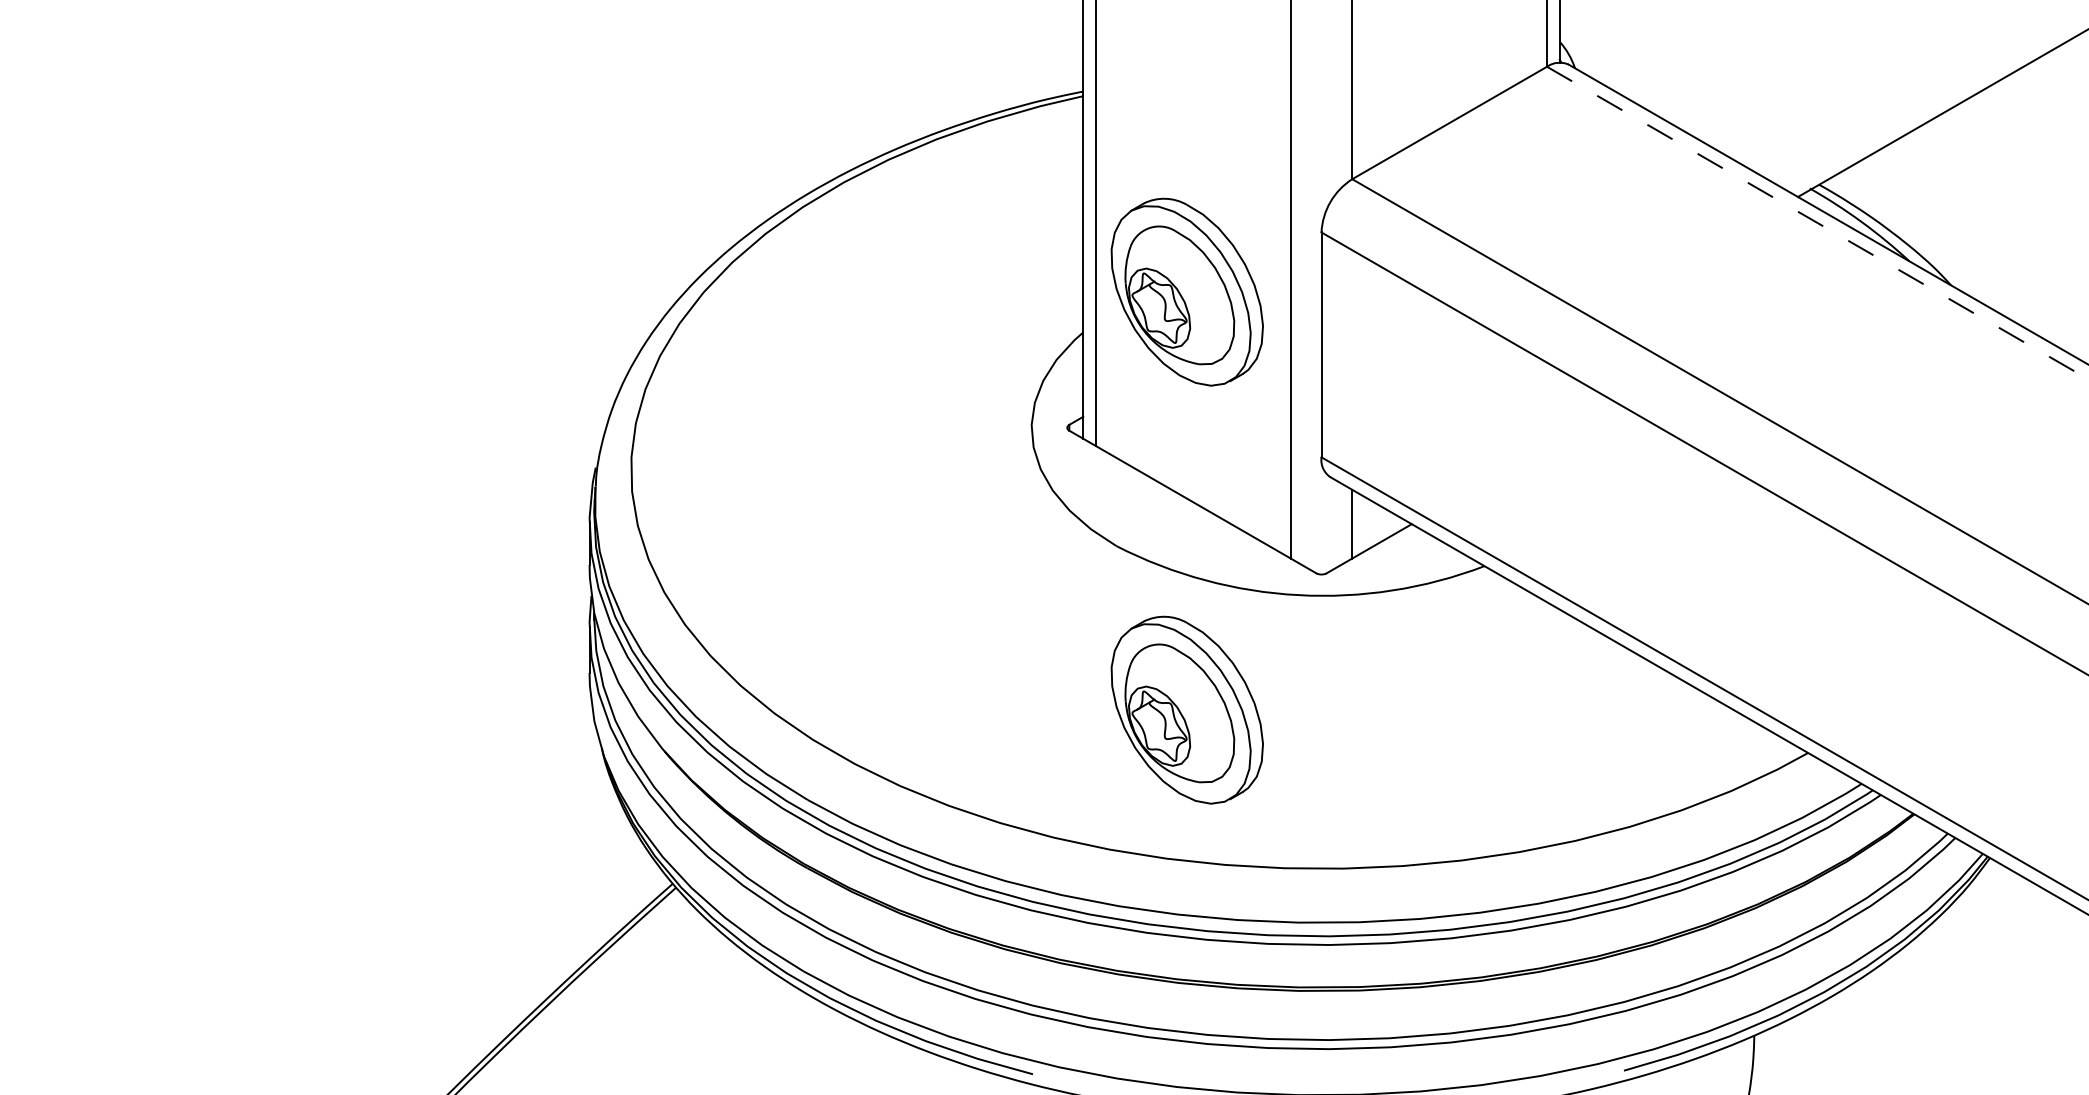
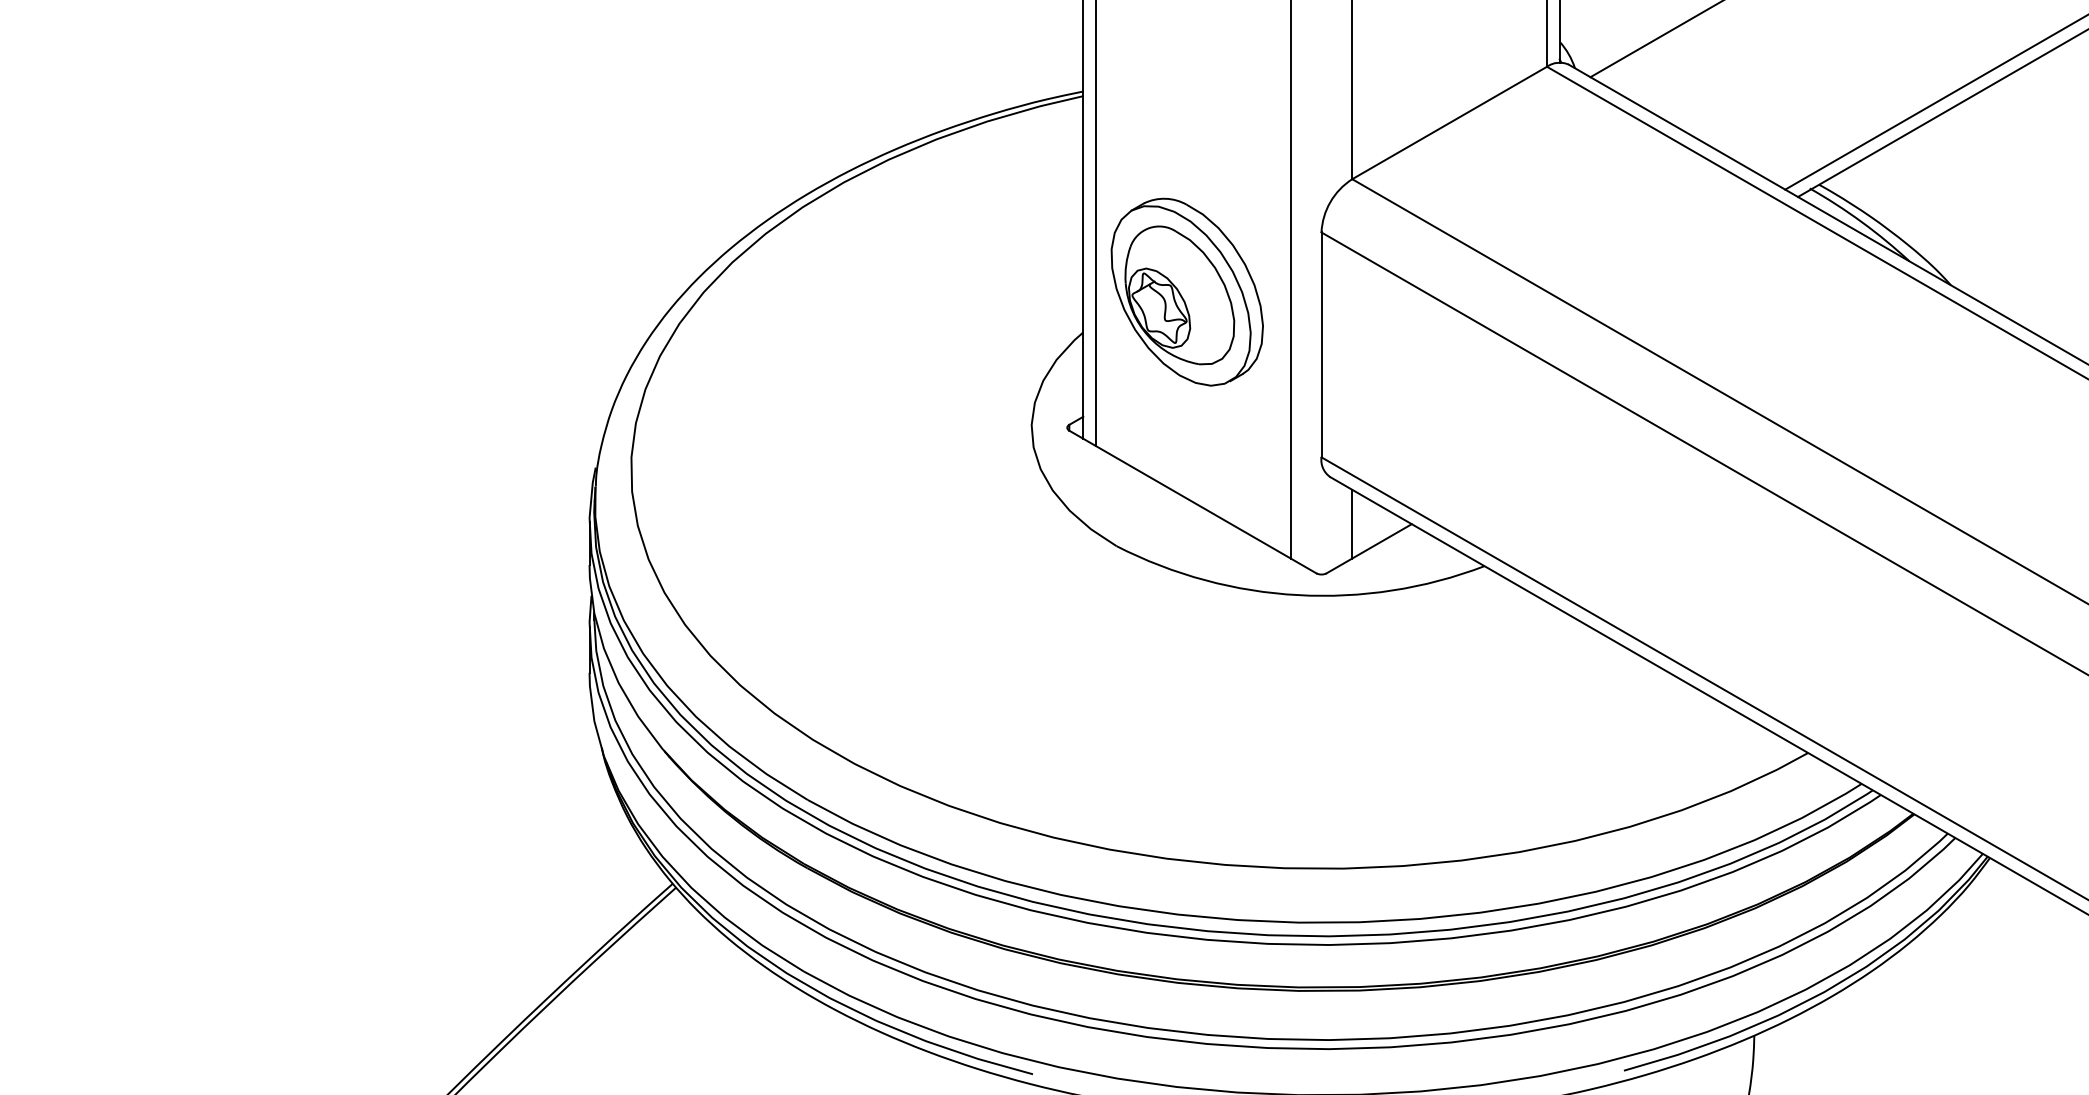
line: none -> present (1655, 39)
line: none -> present (1935, 102)
line: dashed -> solid (1818, 223)
part: present -> none (1186, 709)
